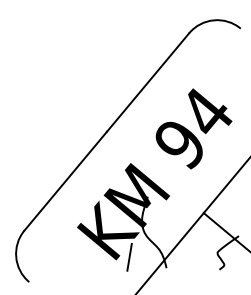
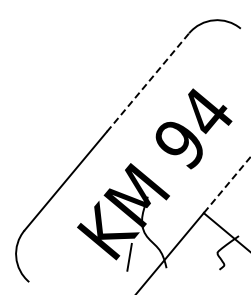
line: solid -> dashed (148, 82)
line: solid -> dashed (227, 184)
